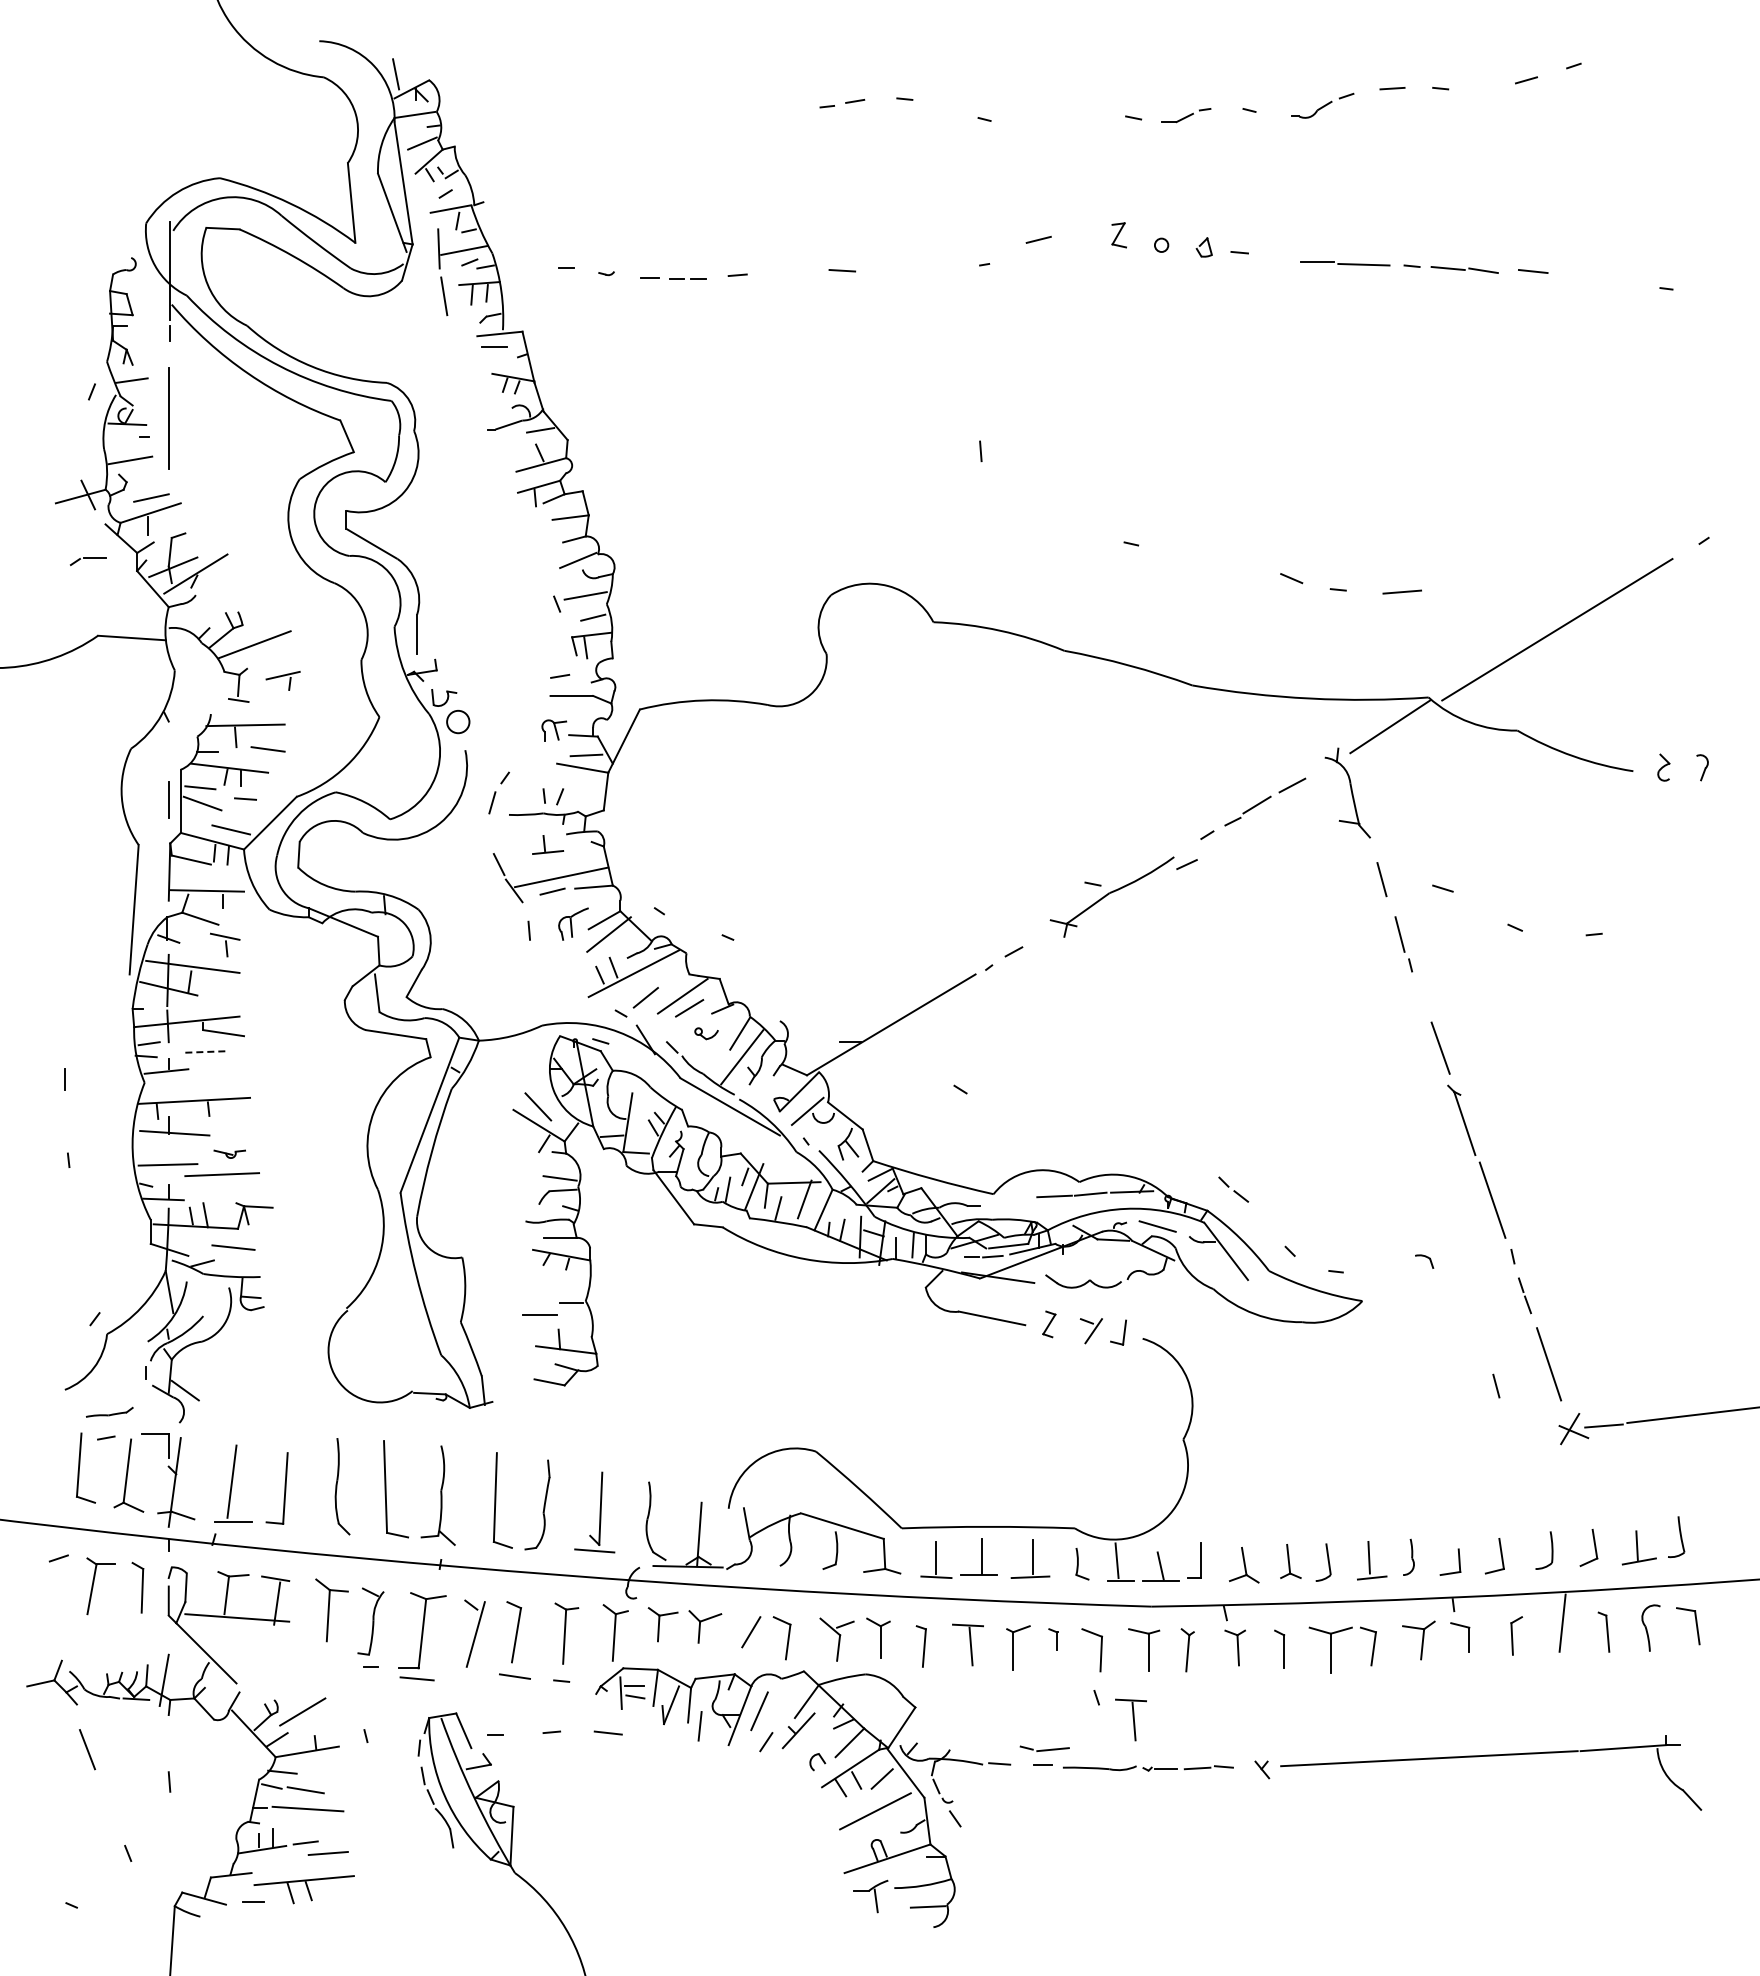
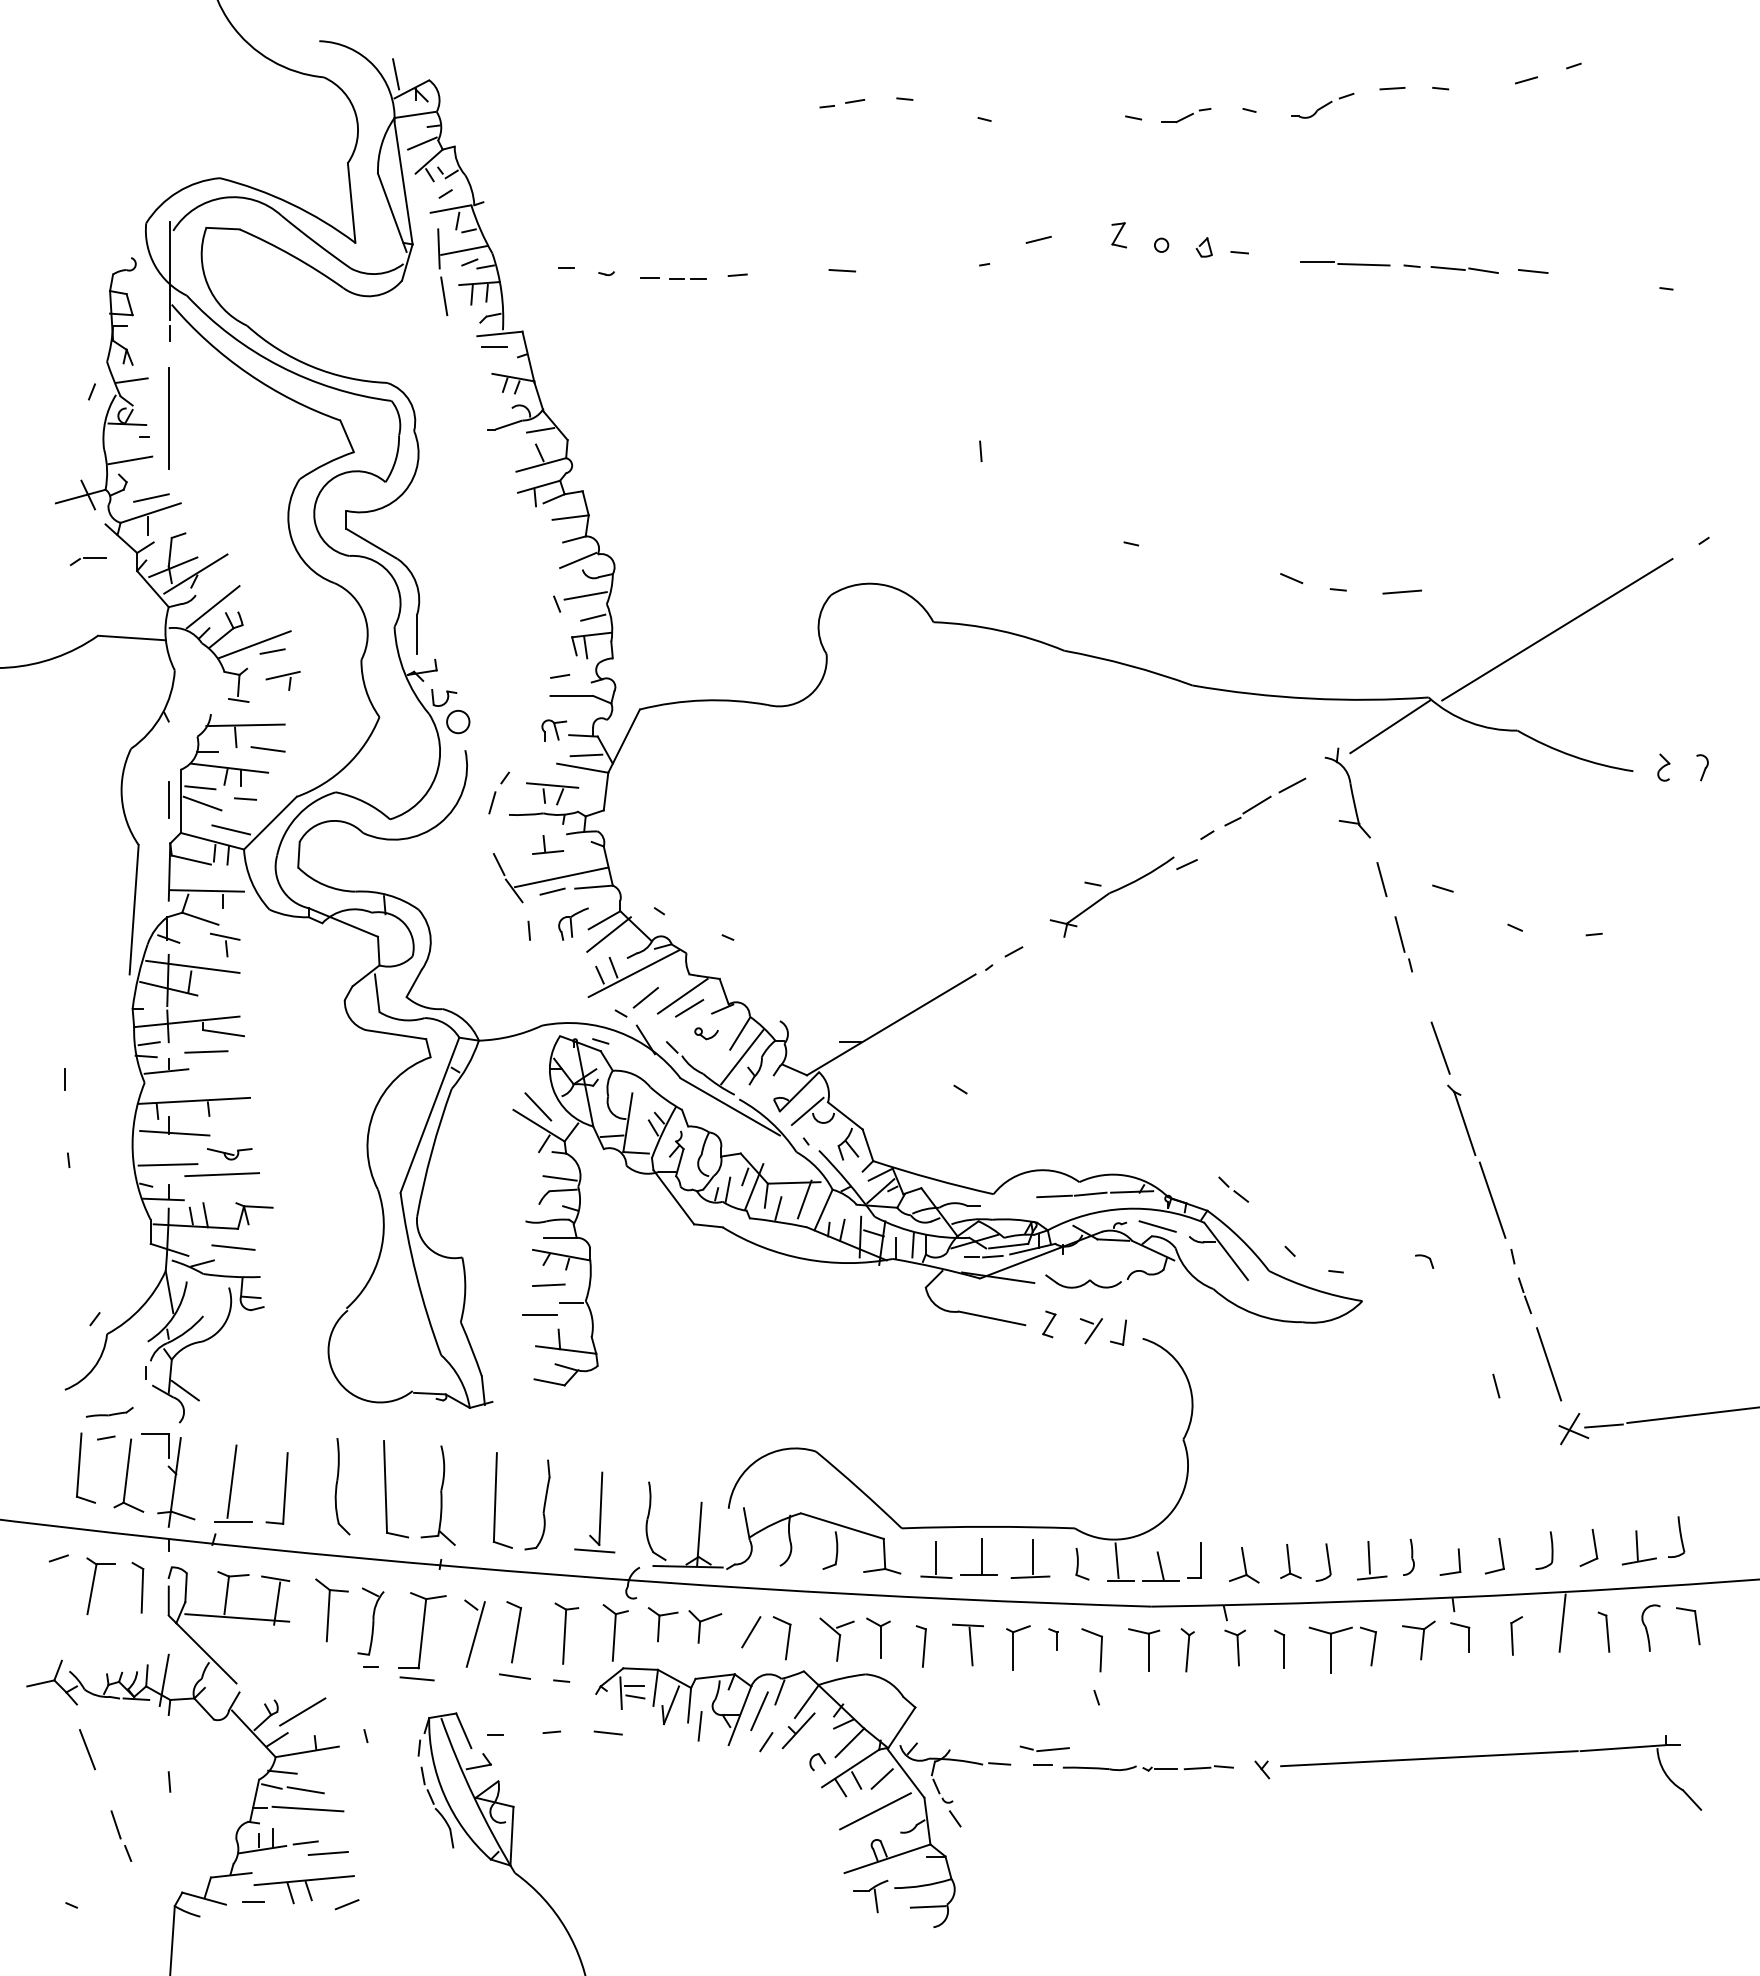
line: none -> present (212, 607)
line: none -> present (272, 651)
line: none -> present (552, 785)
line: dashed -> solid (206, 1051)
part size: 33x10 px -> 46x13 px (229, 1154)
line: none -> present (548, 1284)
line: none -> present (779, 1692)
part: present -> none (1130, 1719)
line: none -> present (115, 1824)
line: none -> present (346, 1904)
